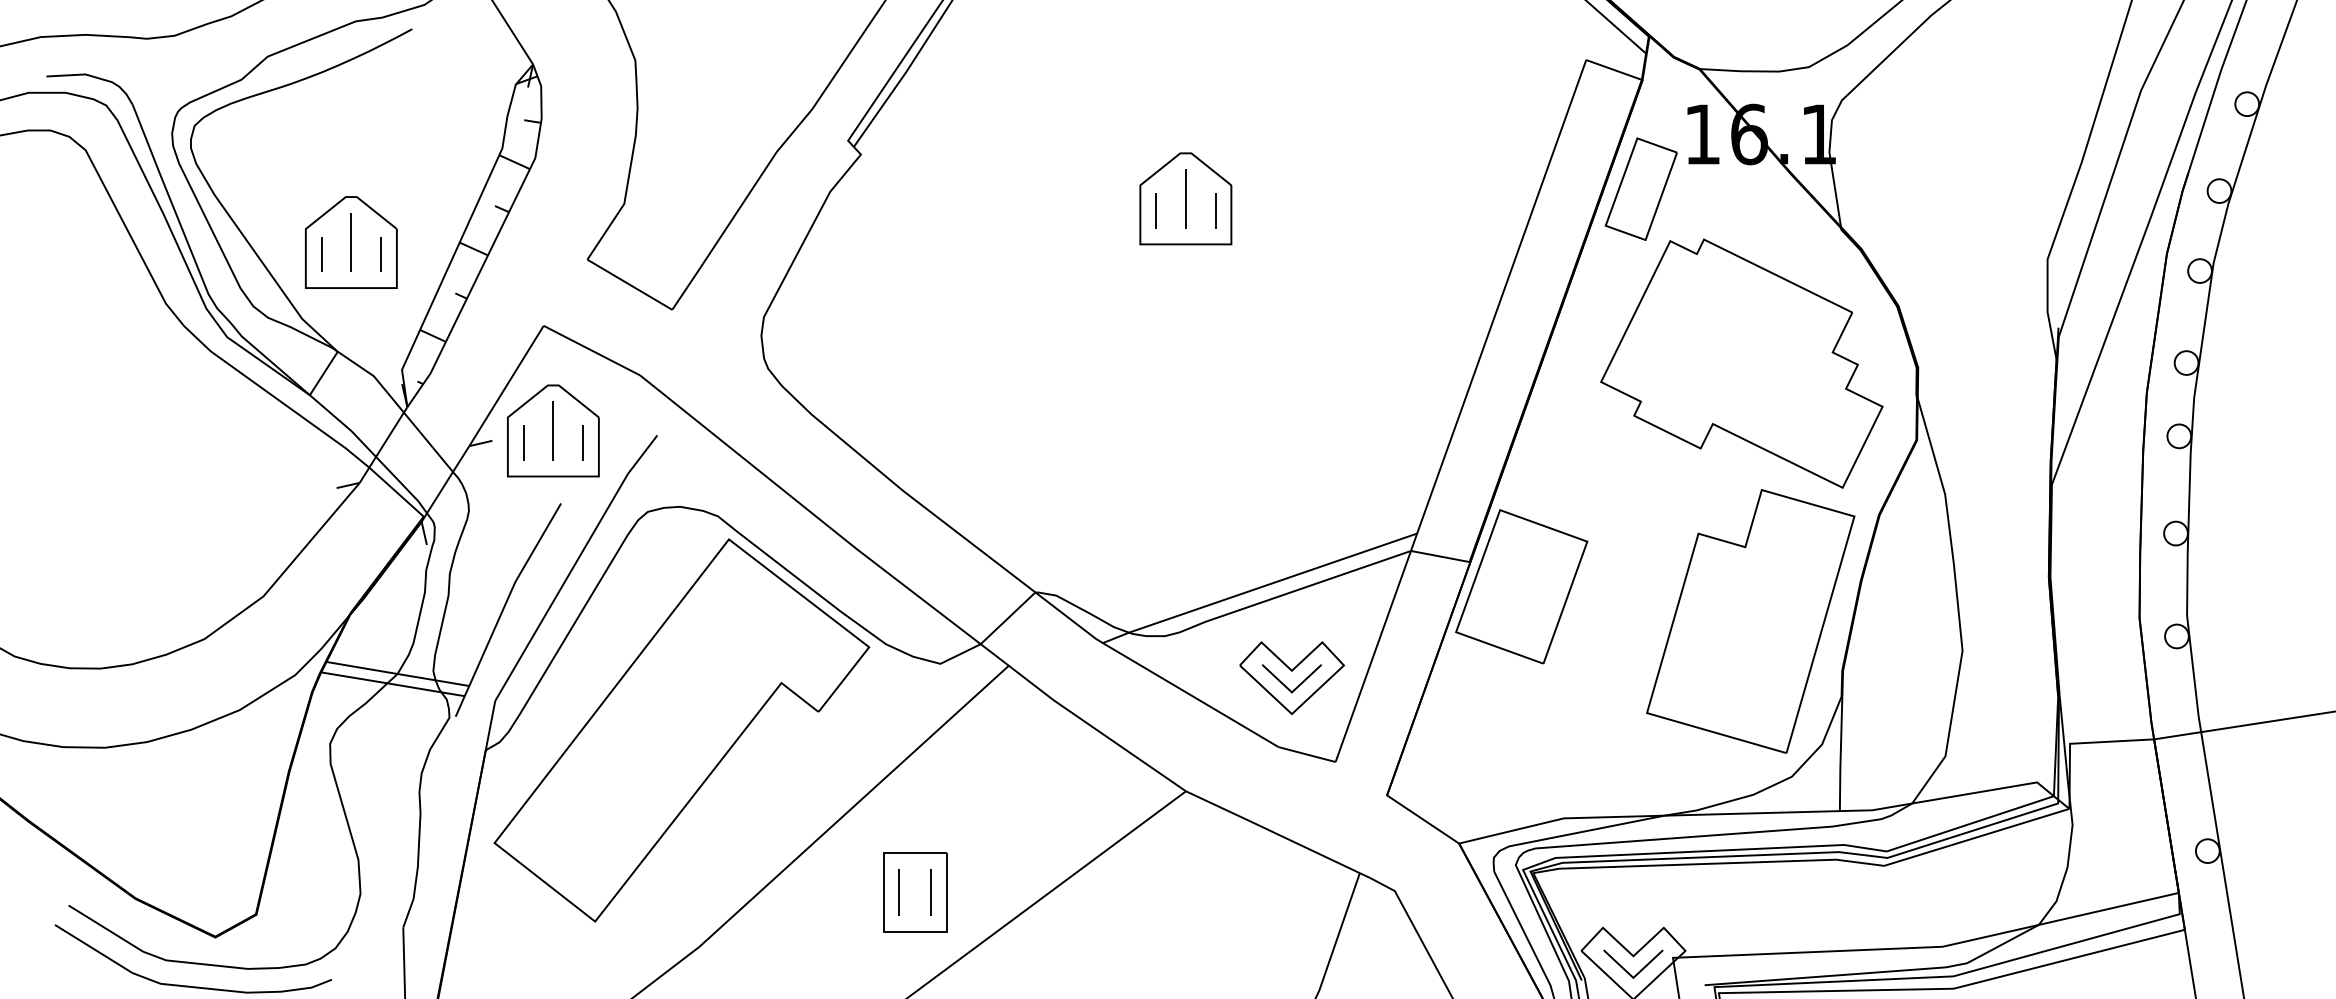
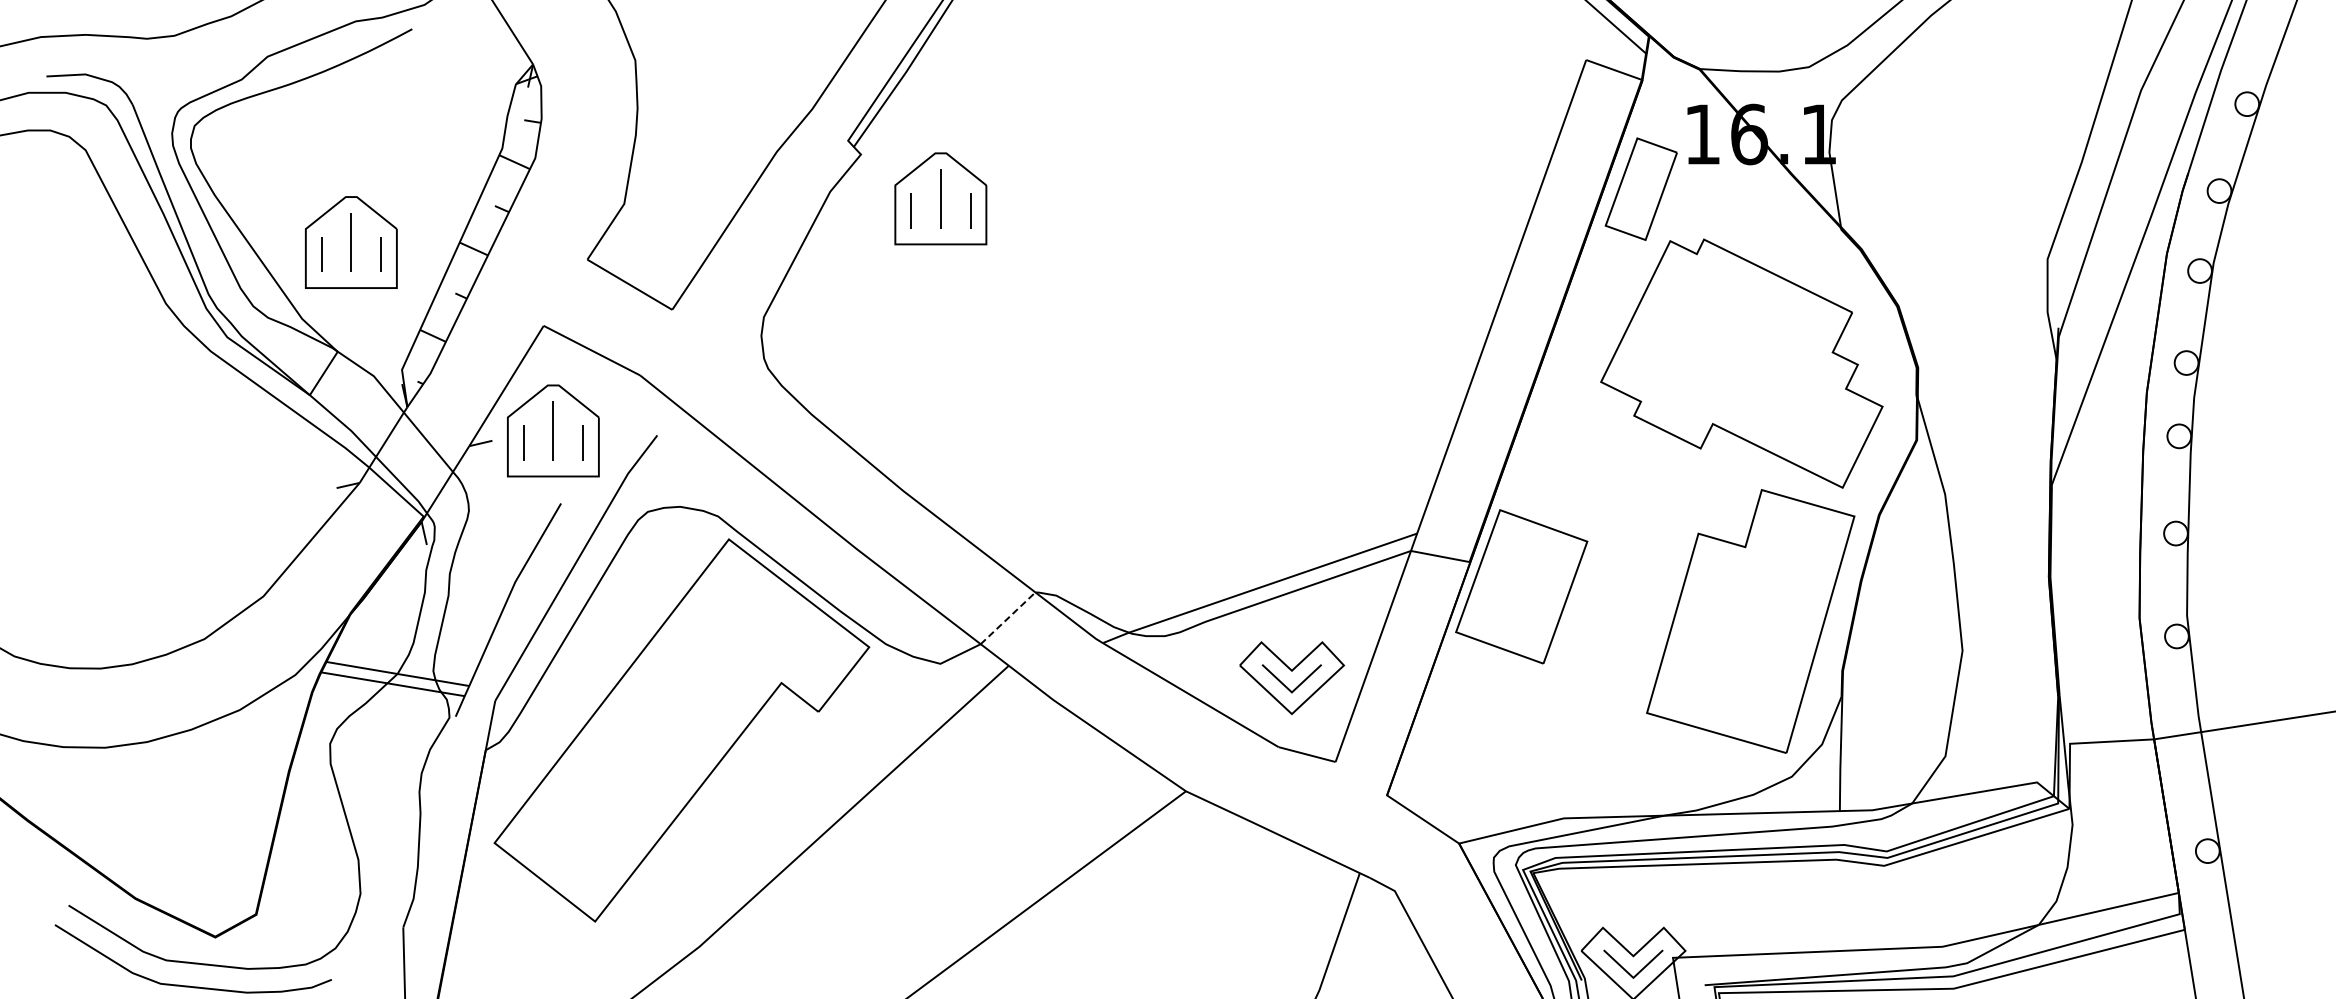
part position: (1185, 198) -> (940, 198) (940, 198)
line: solid -> dashed (1008, 618)
part: present -> none (915, 892)
